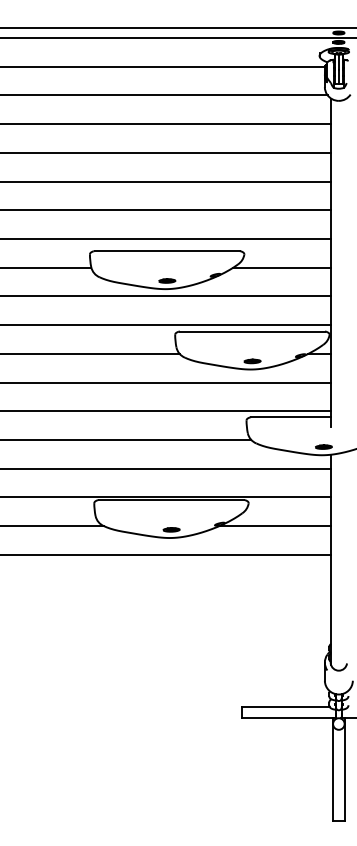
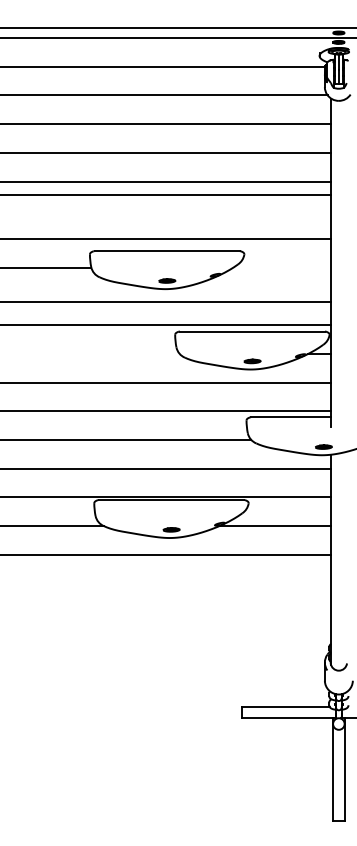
line position: (166, 210) -> (166, 195) (166, 195)
line: present -> none (282, 267)
line position: (166, 296) -> (166, 302) (166, 302)
line: present -> none (90, 353)
